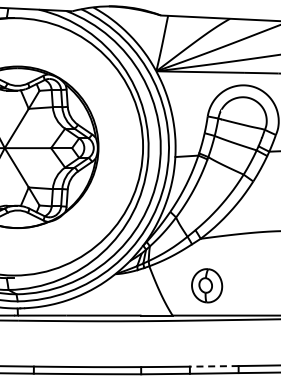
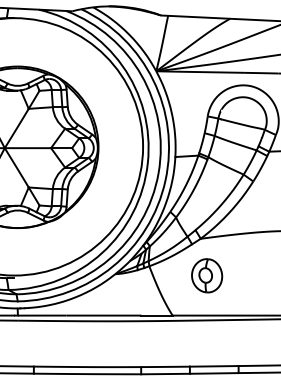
part position: (207, 285) -> (207, 275) (207, 275)
line: dashed -> solid (213, 366)
